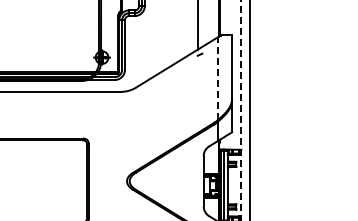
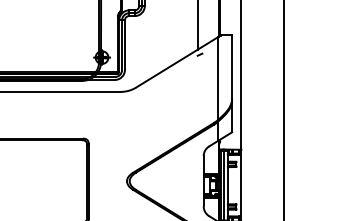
line: dashed -> solid (217, 78)
line position: (249, 109) -> (283, 109) (283, 109)
line: dashed -> solid (241, 110)
